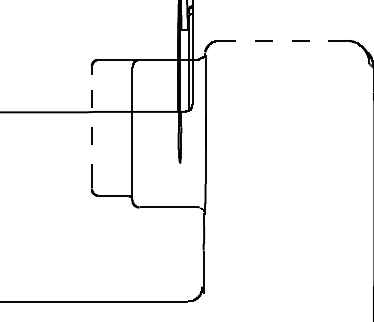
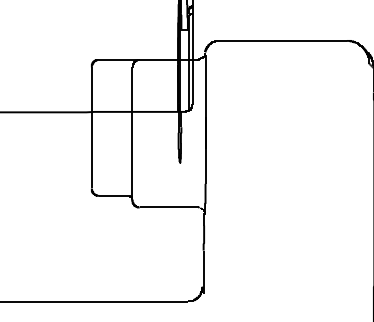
line: dashed -> solid (283, 40)
line: dashed -> solid (91, 128)
